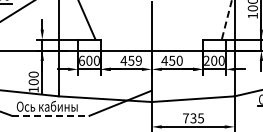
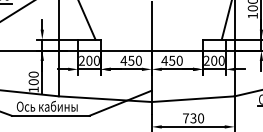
line: dashed -> solid (226, 20)
text: 600 -> 200 (81, 60)
text: 459 -> 450 (138, 60)
line: dashed -> solid (50, 115)
text: 735 -> 730 (200, 118)
